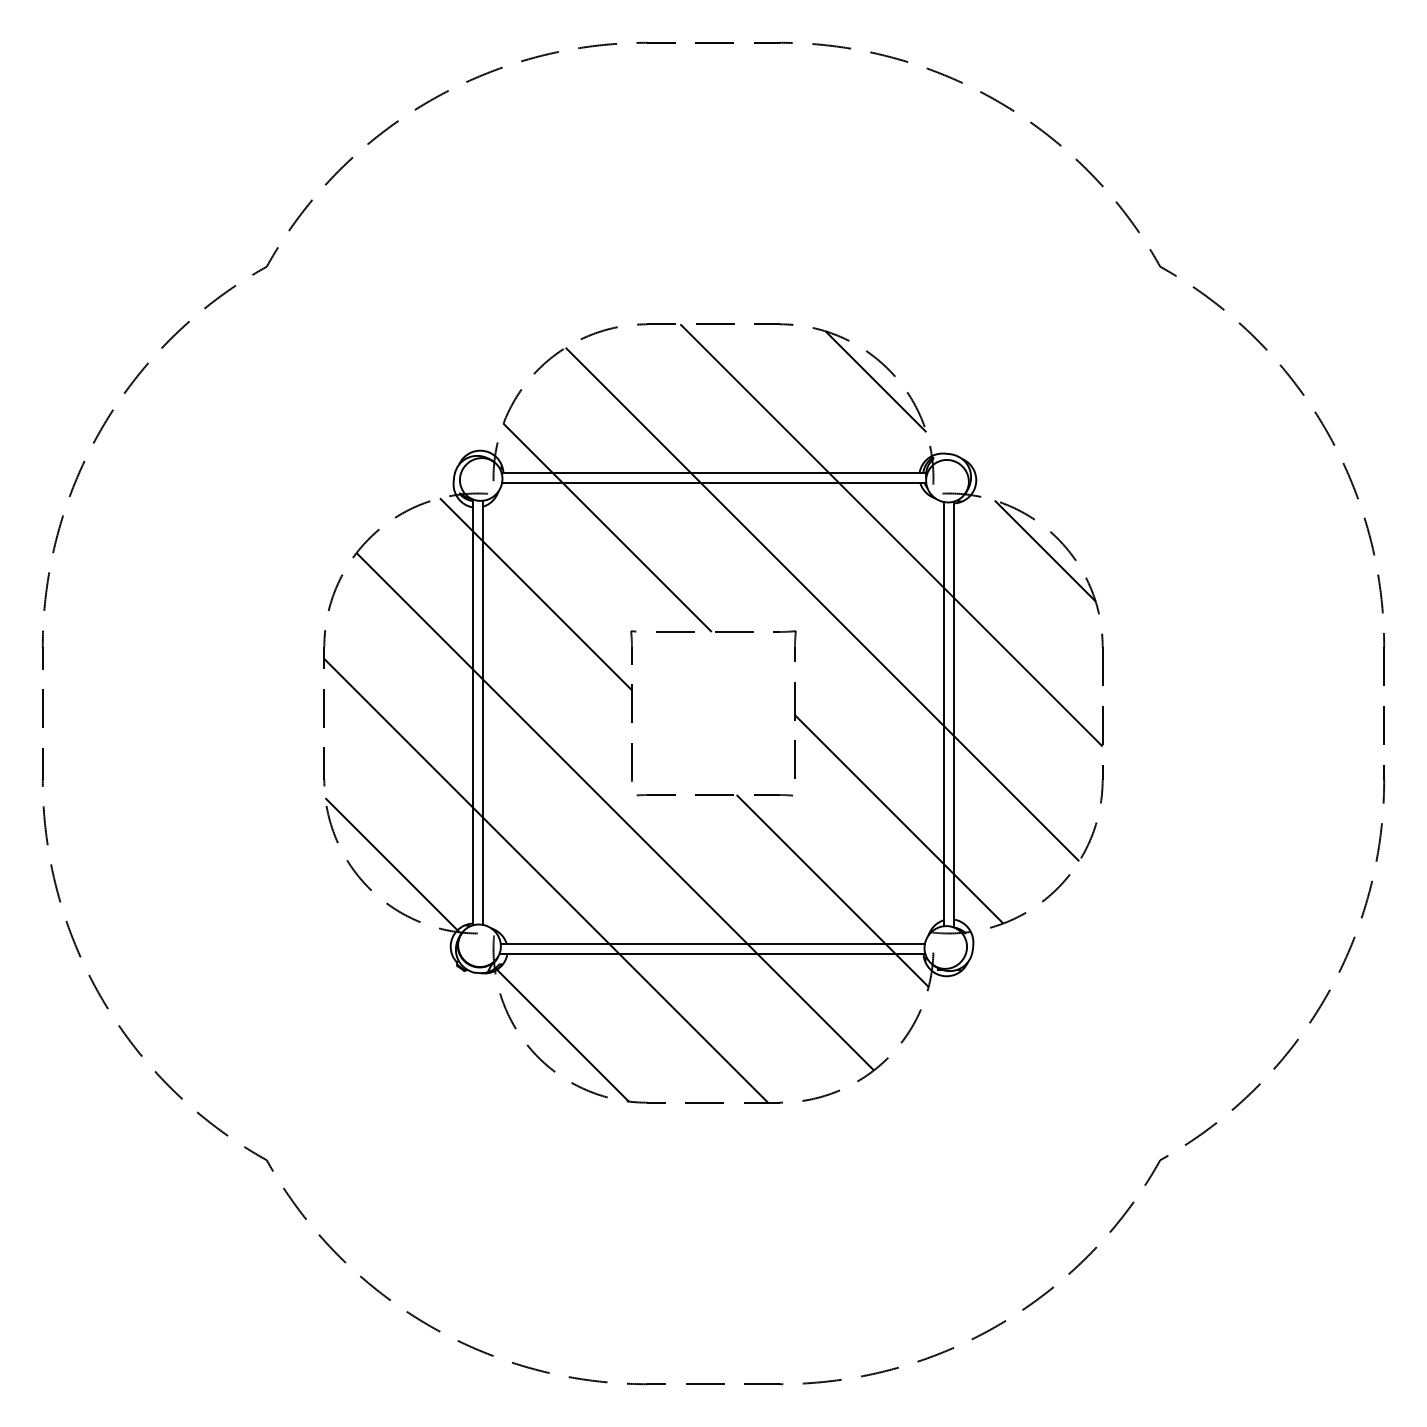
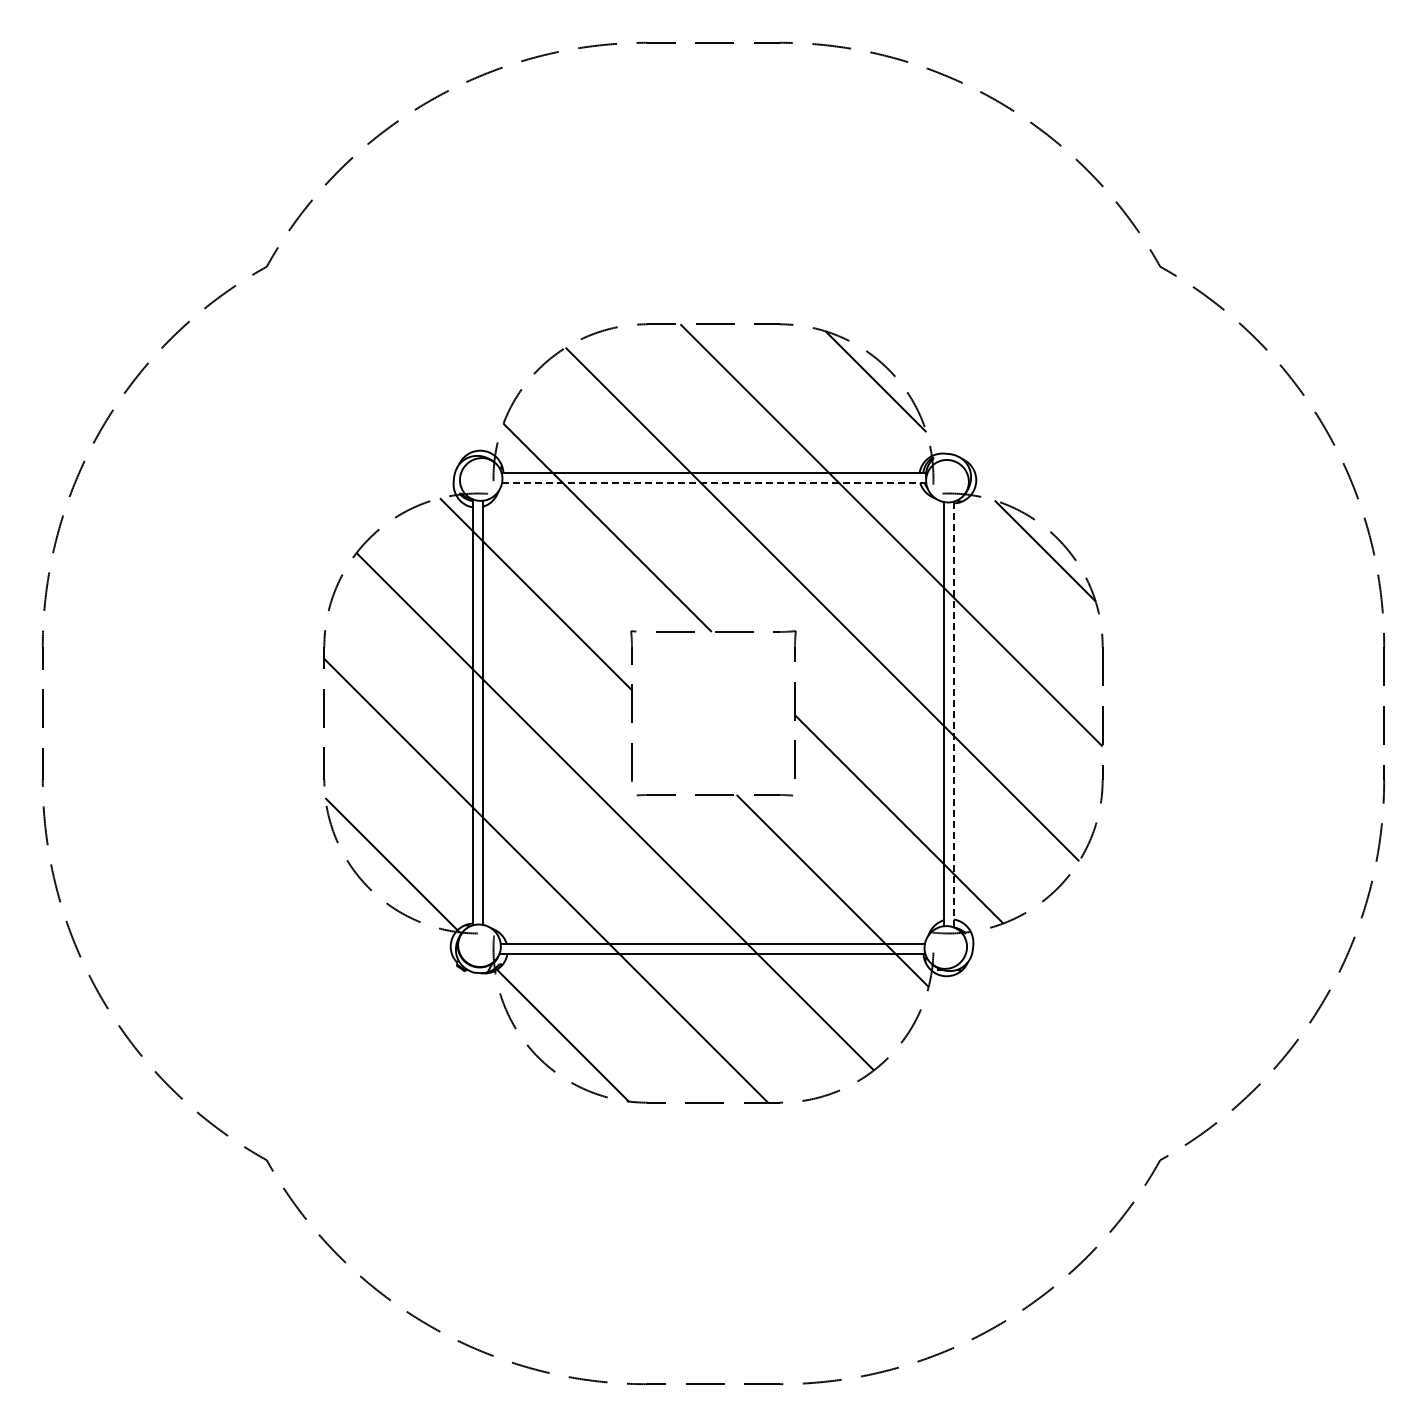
line: solid -> dashed (714, 483)
line: solid -> dashed (953, 714)
